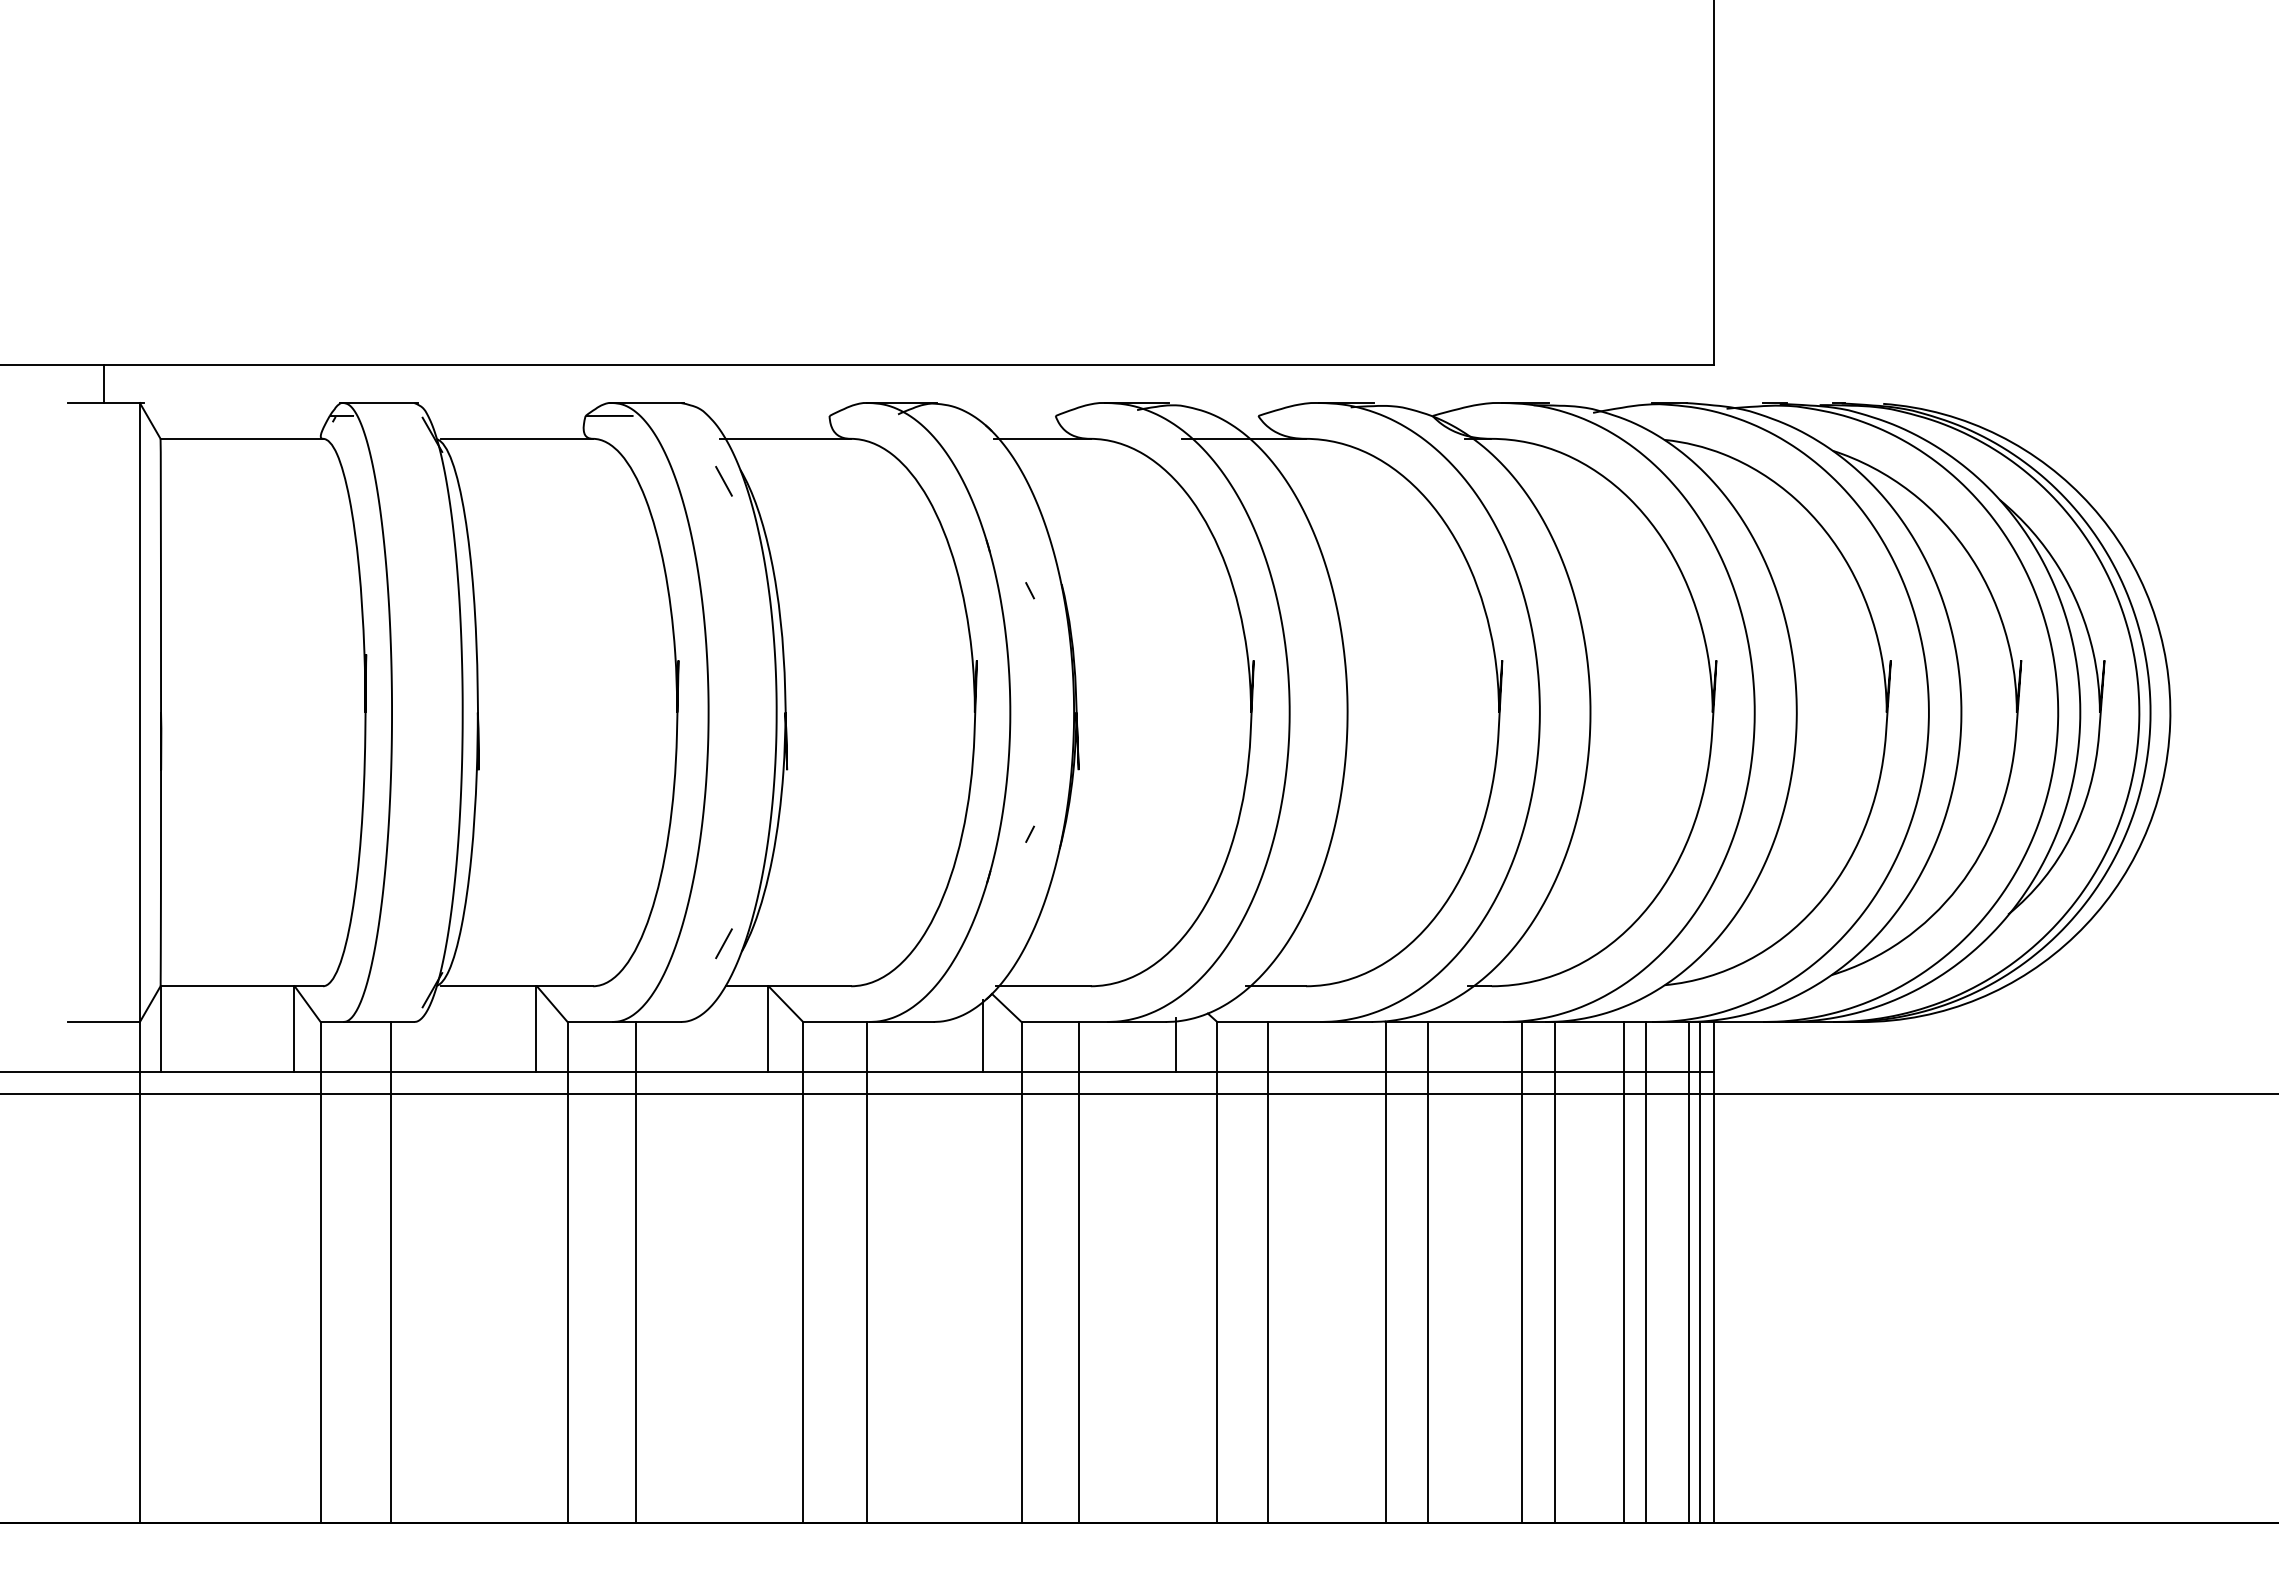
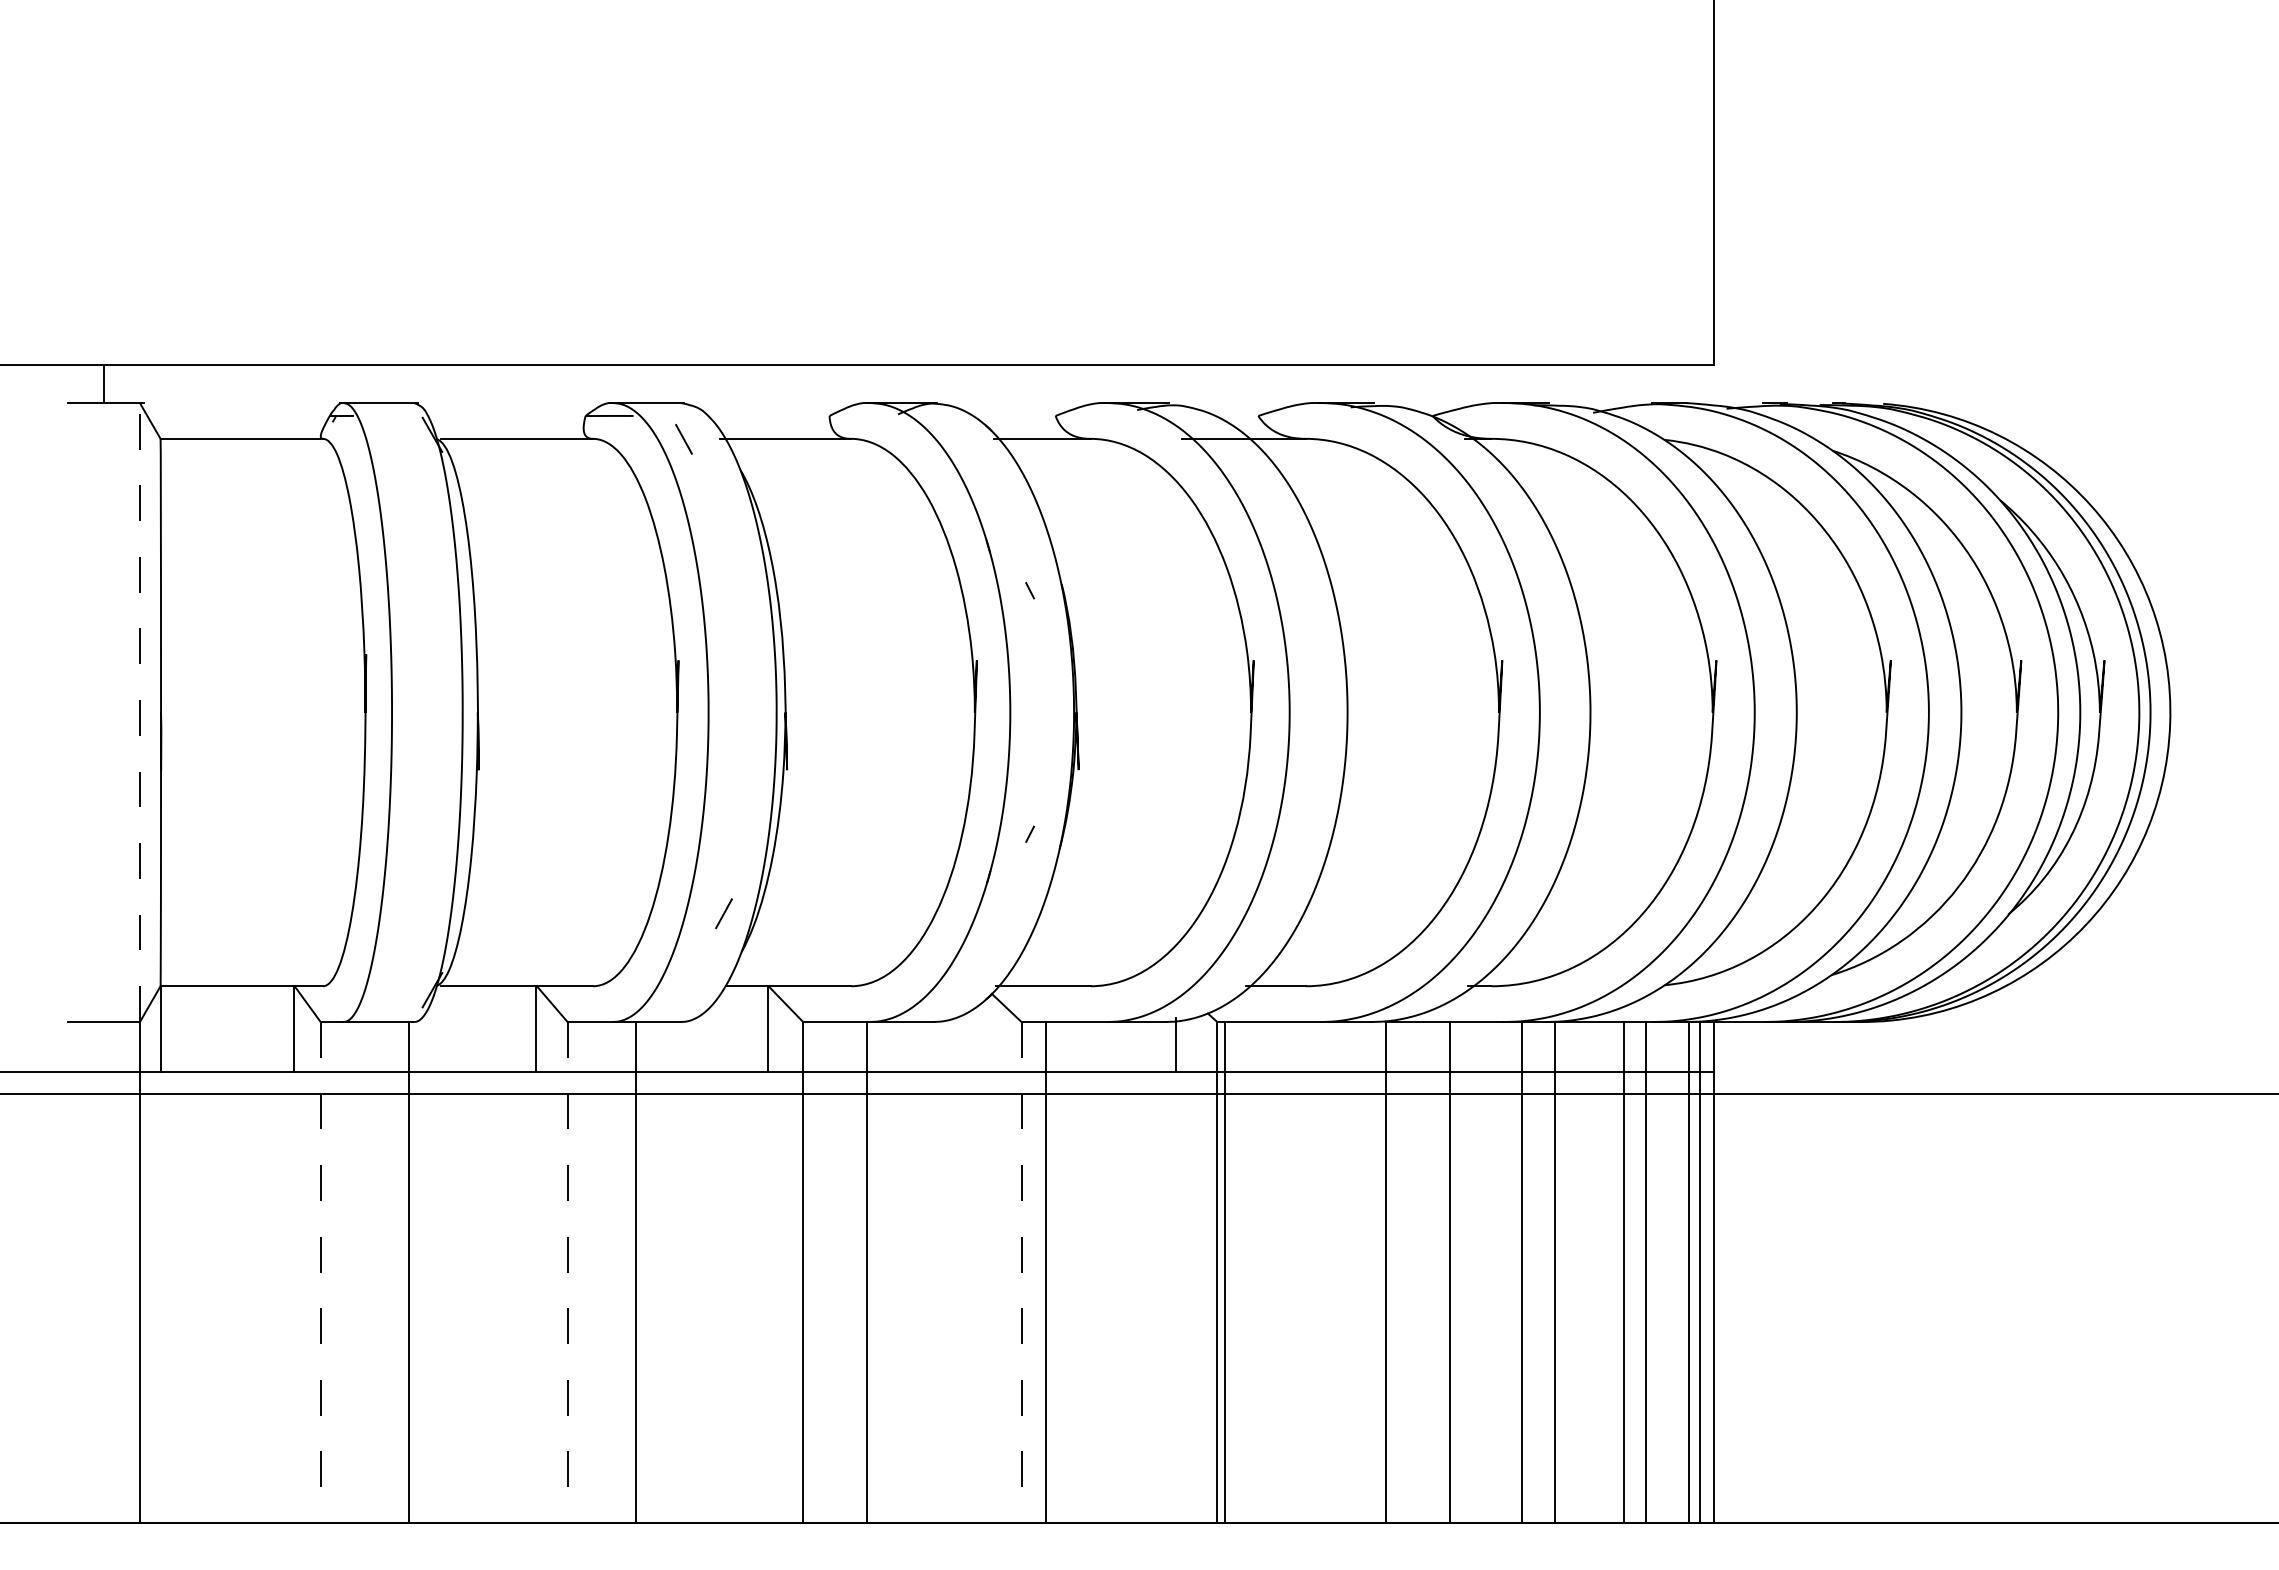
line position: (723, 481) -> (683, 439) (683, 439)
line: solid -> dashed (139, 712)
line position: (723, 943) -> (723, 913) (723, 913)
line: present -> none (982, 1035)
line position: (391, 1272) -> (409, 1272) (409, 1272)
line position: (1079, 1272) -> (1046, 1272) (1046, 1272)
line position: (1267, 1272) -> (1224, 1272) (1224, 1272)
line position: (1427, 1272) -> (1449, 1272) (1449, 1272)
line: solid -> dashed (320, 1273)
line: solid -> dashed (567, 1273)
line: solid -> dashed (1021, 1273)
